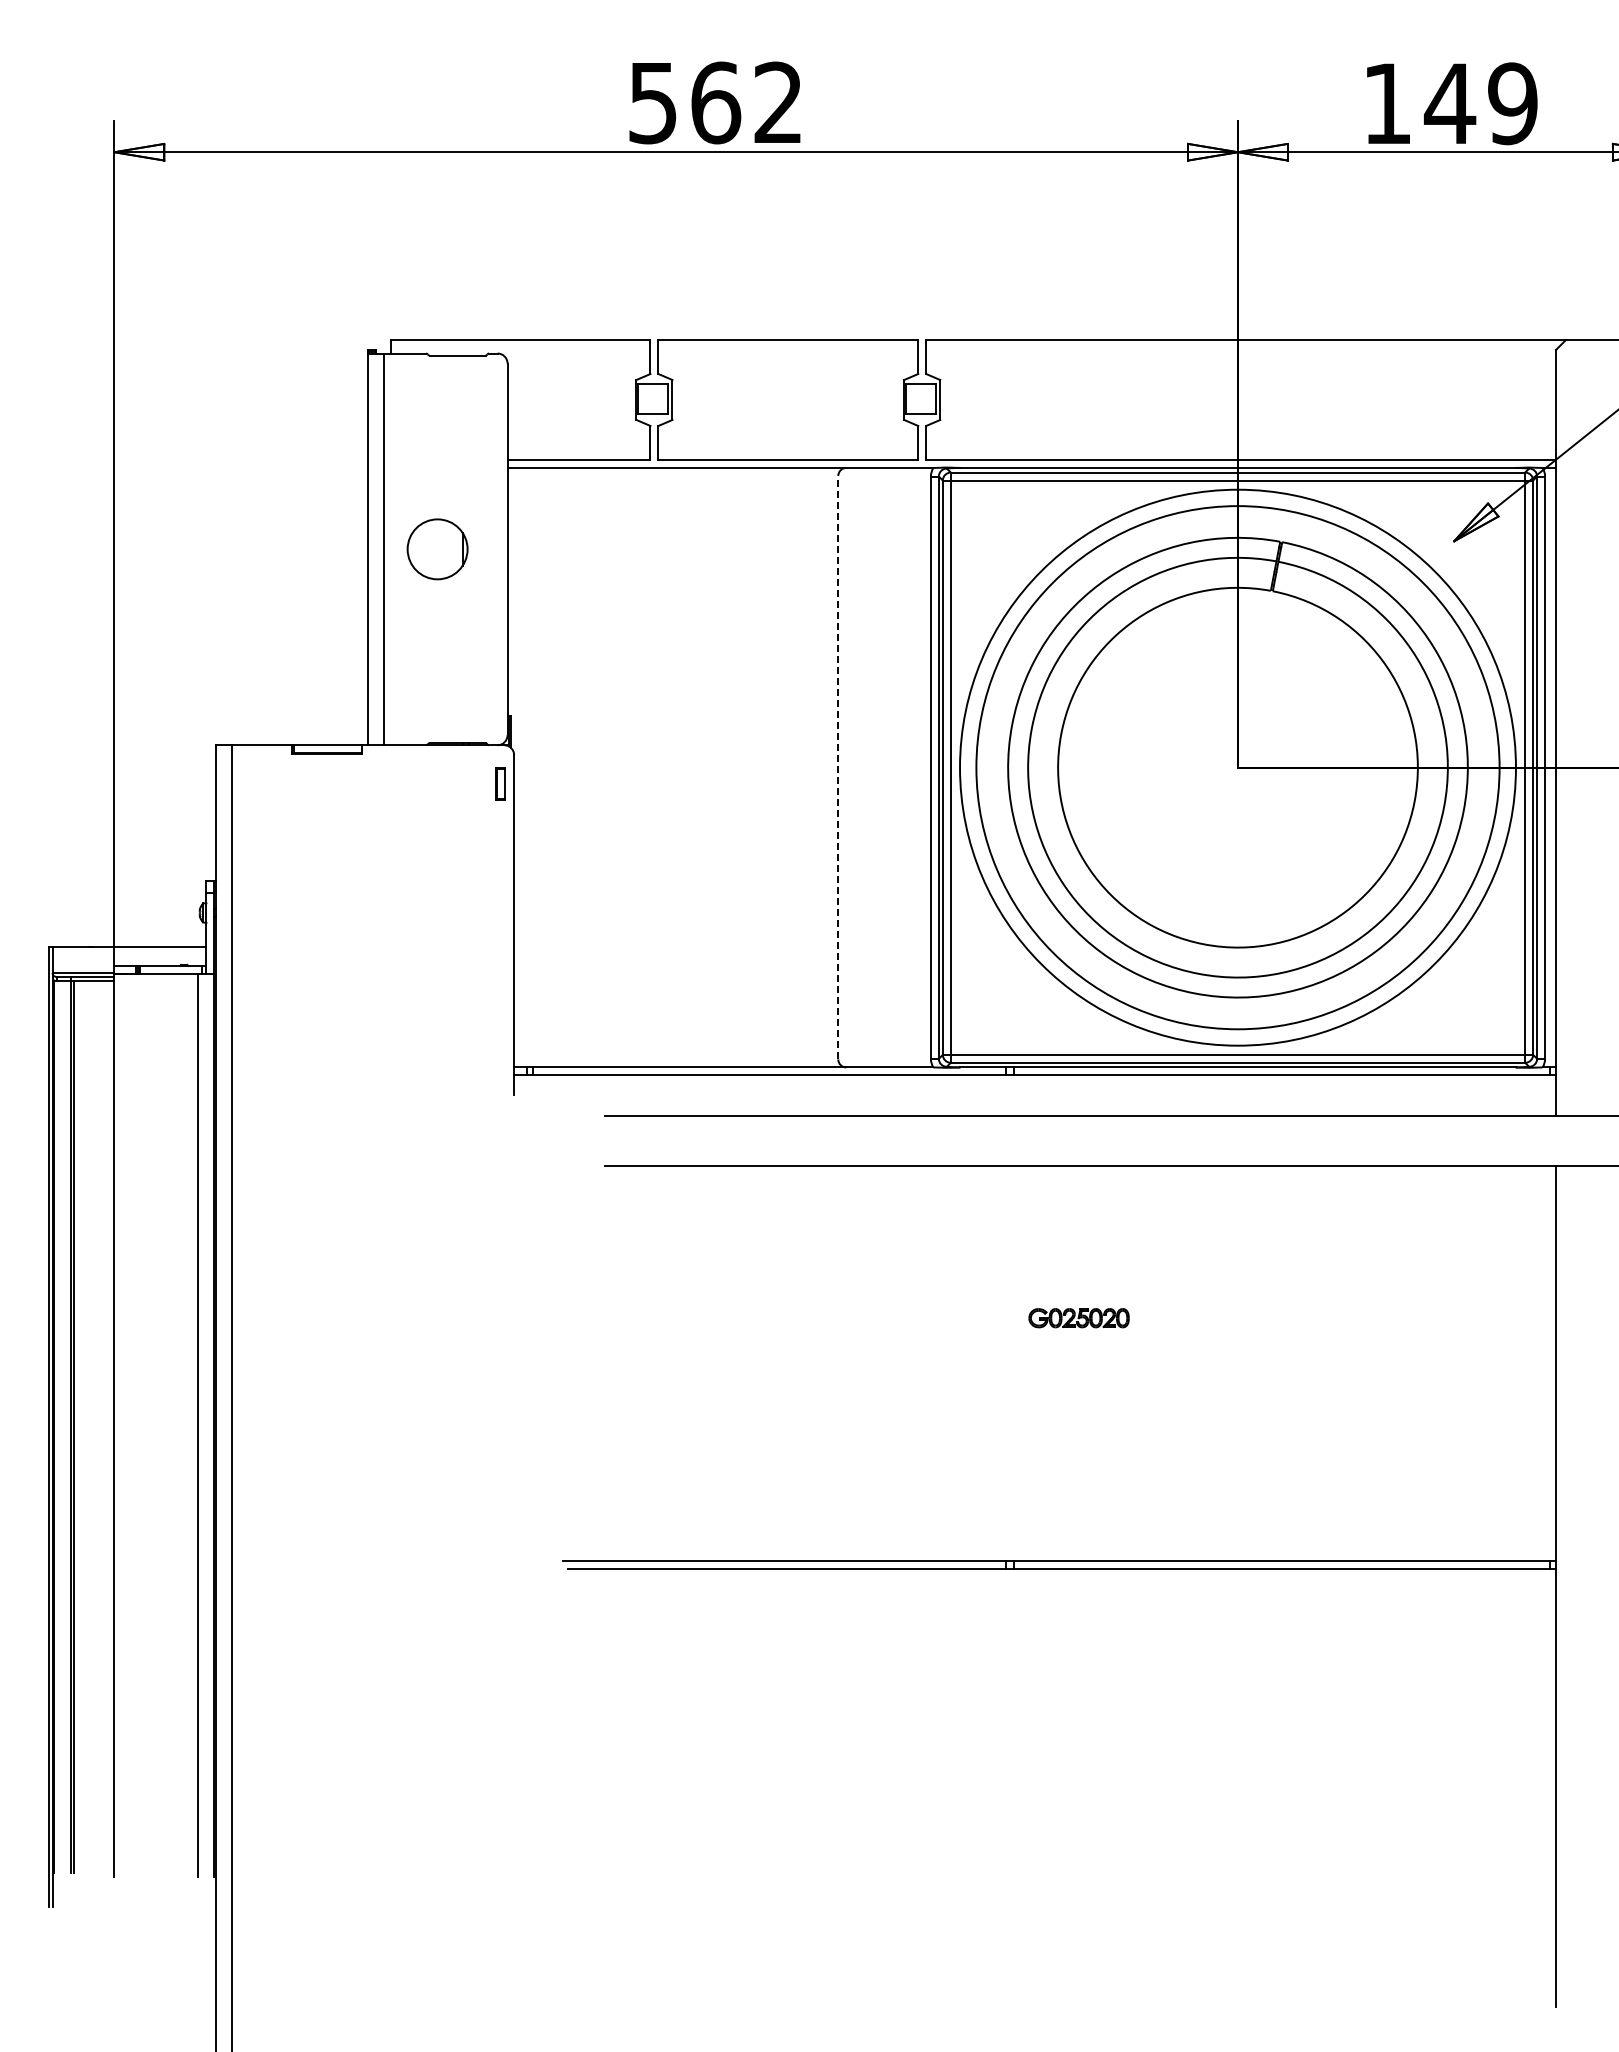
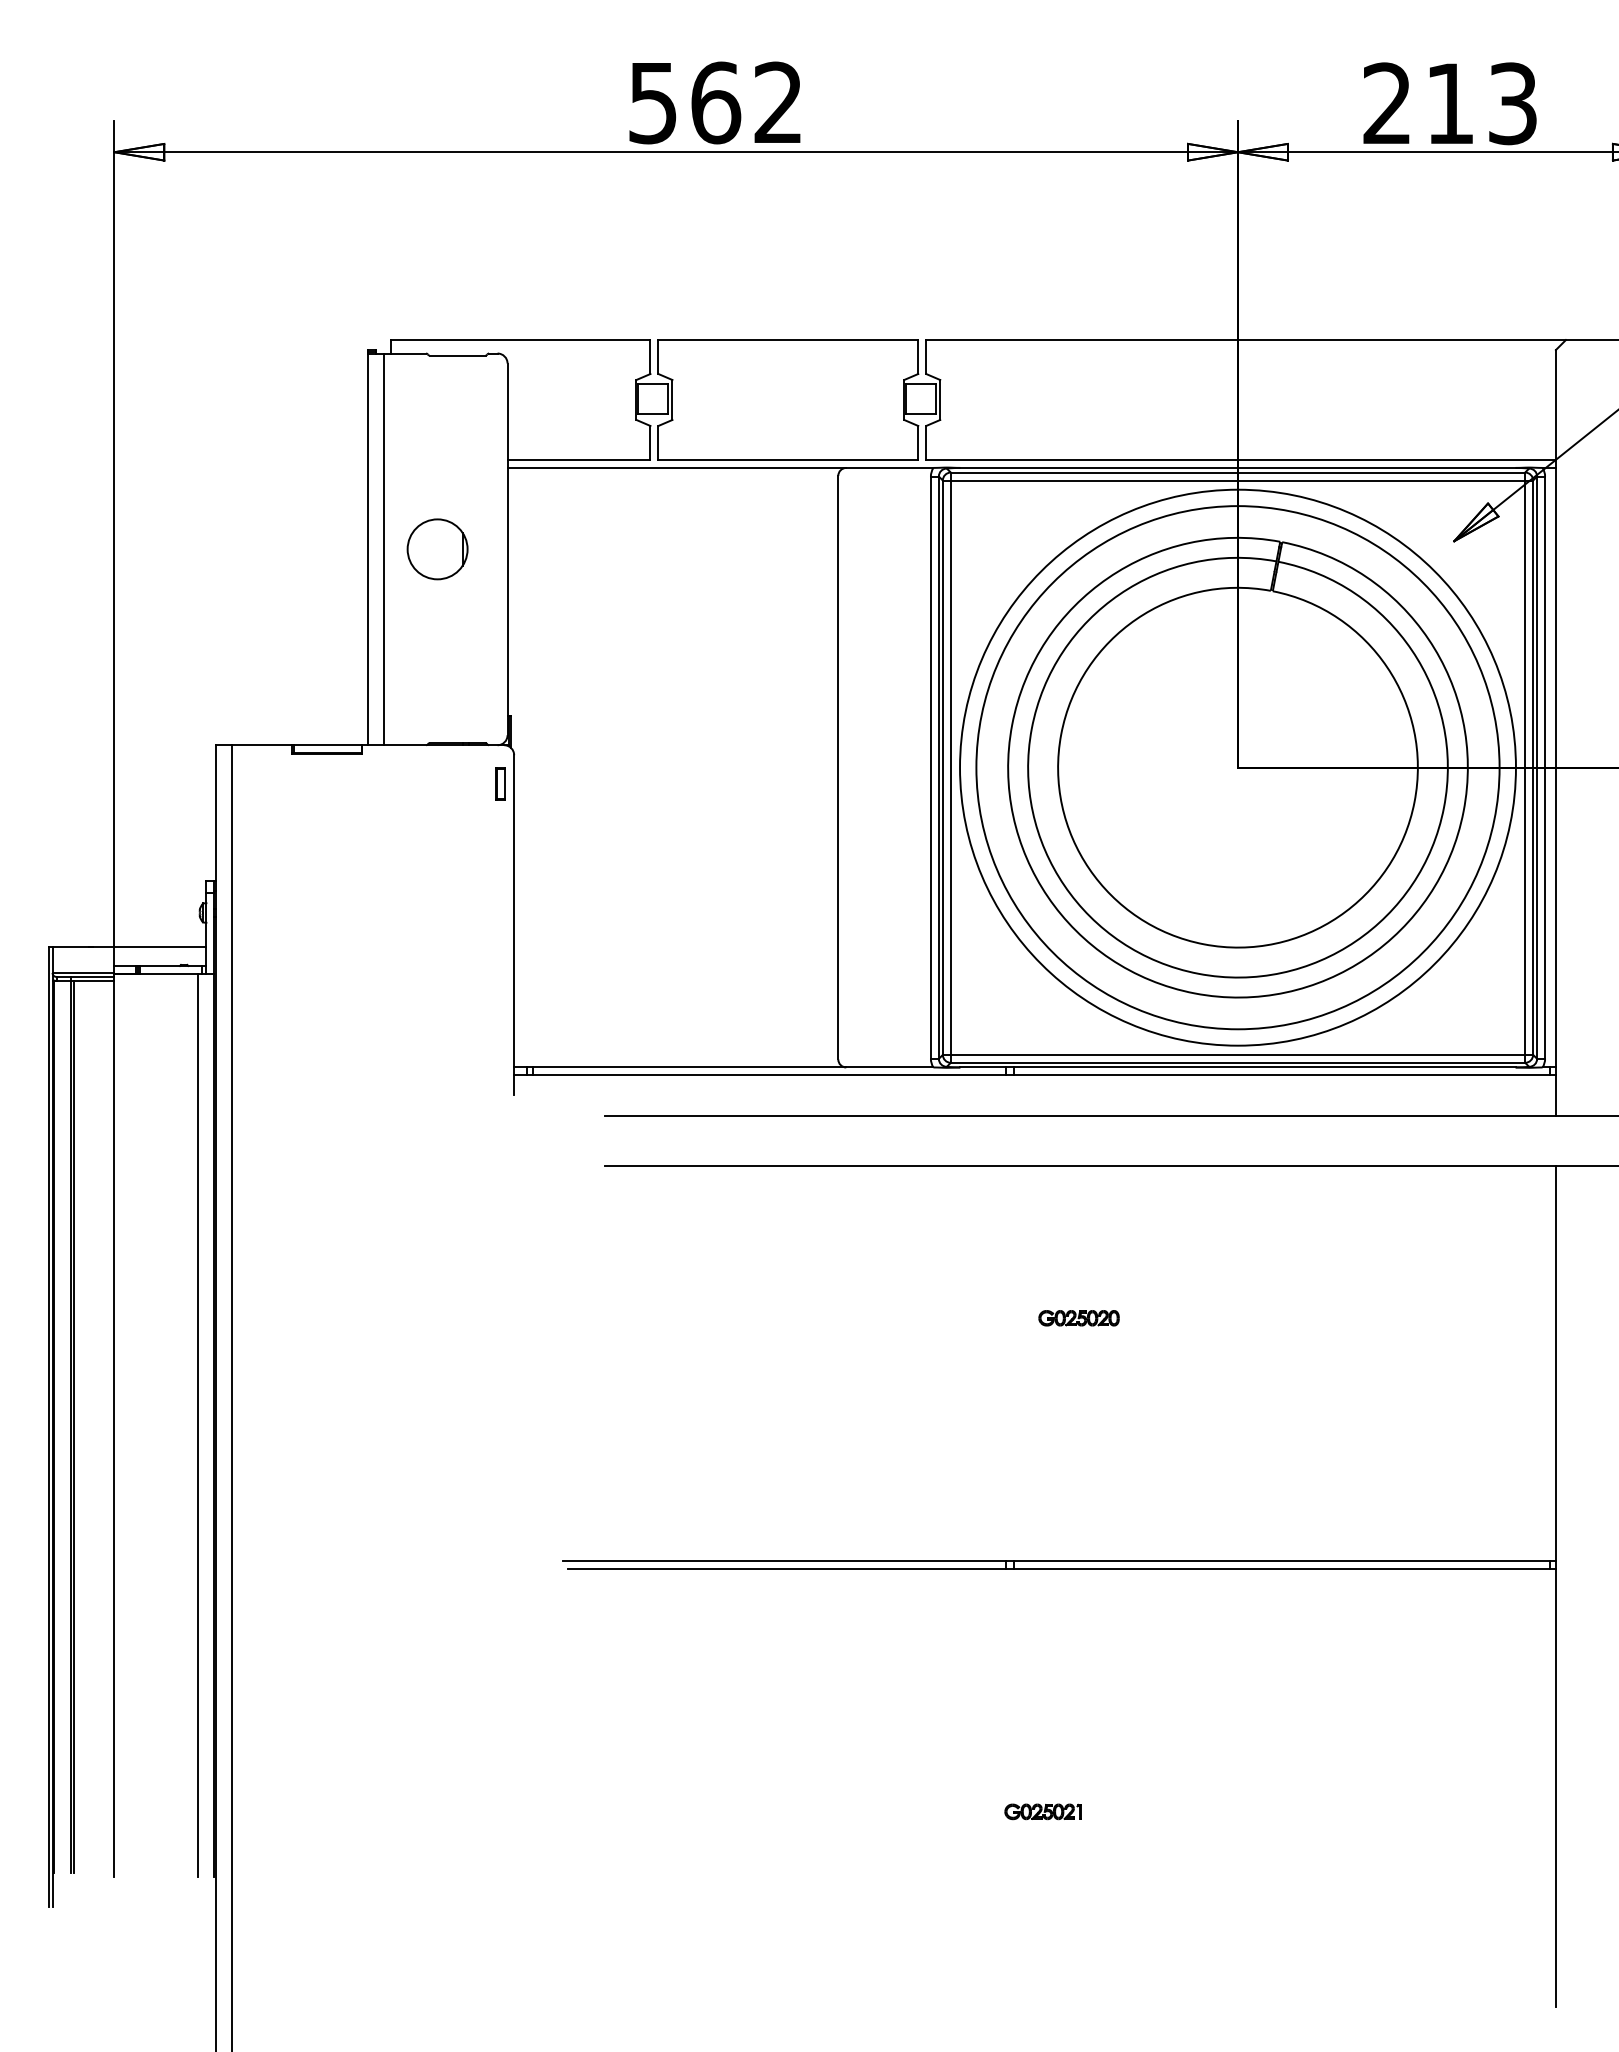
text: 149 -> 213 (1450, 103)
line: dashed -> solid (838, 767)
part size: 102x21 px -> 82x17 px (1078, 1318)
part: none -> present (1042, 1811)
